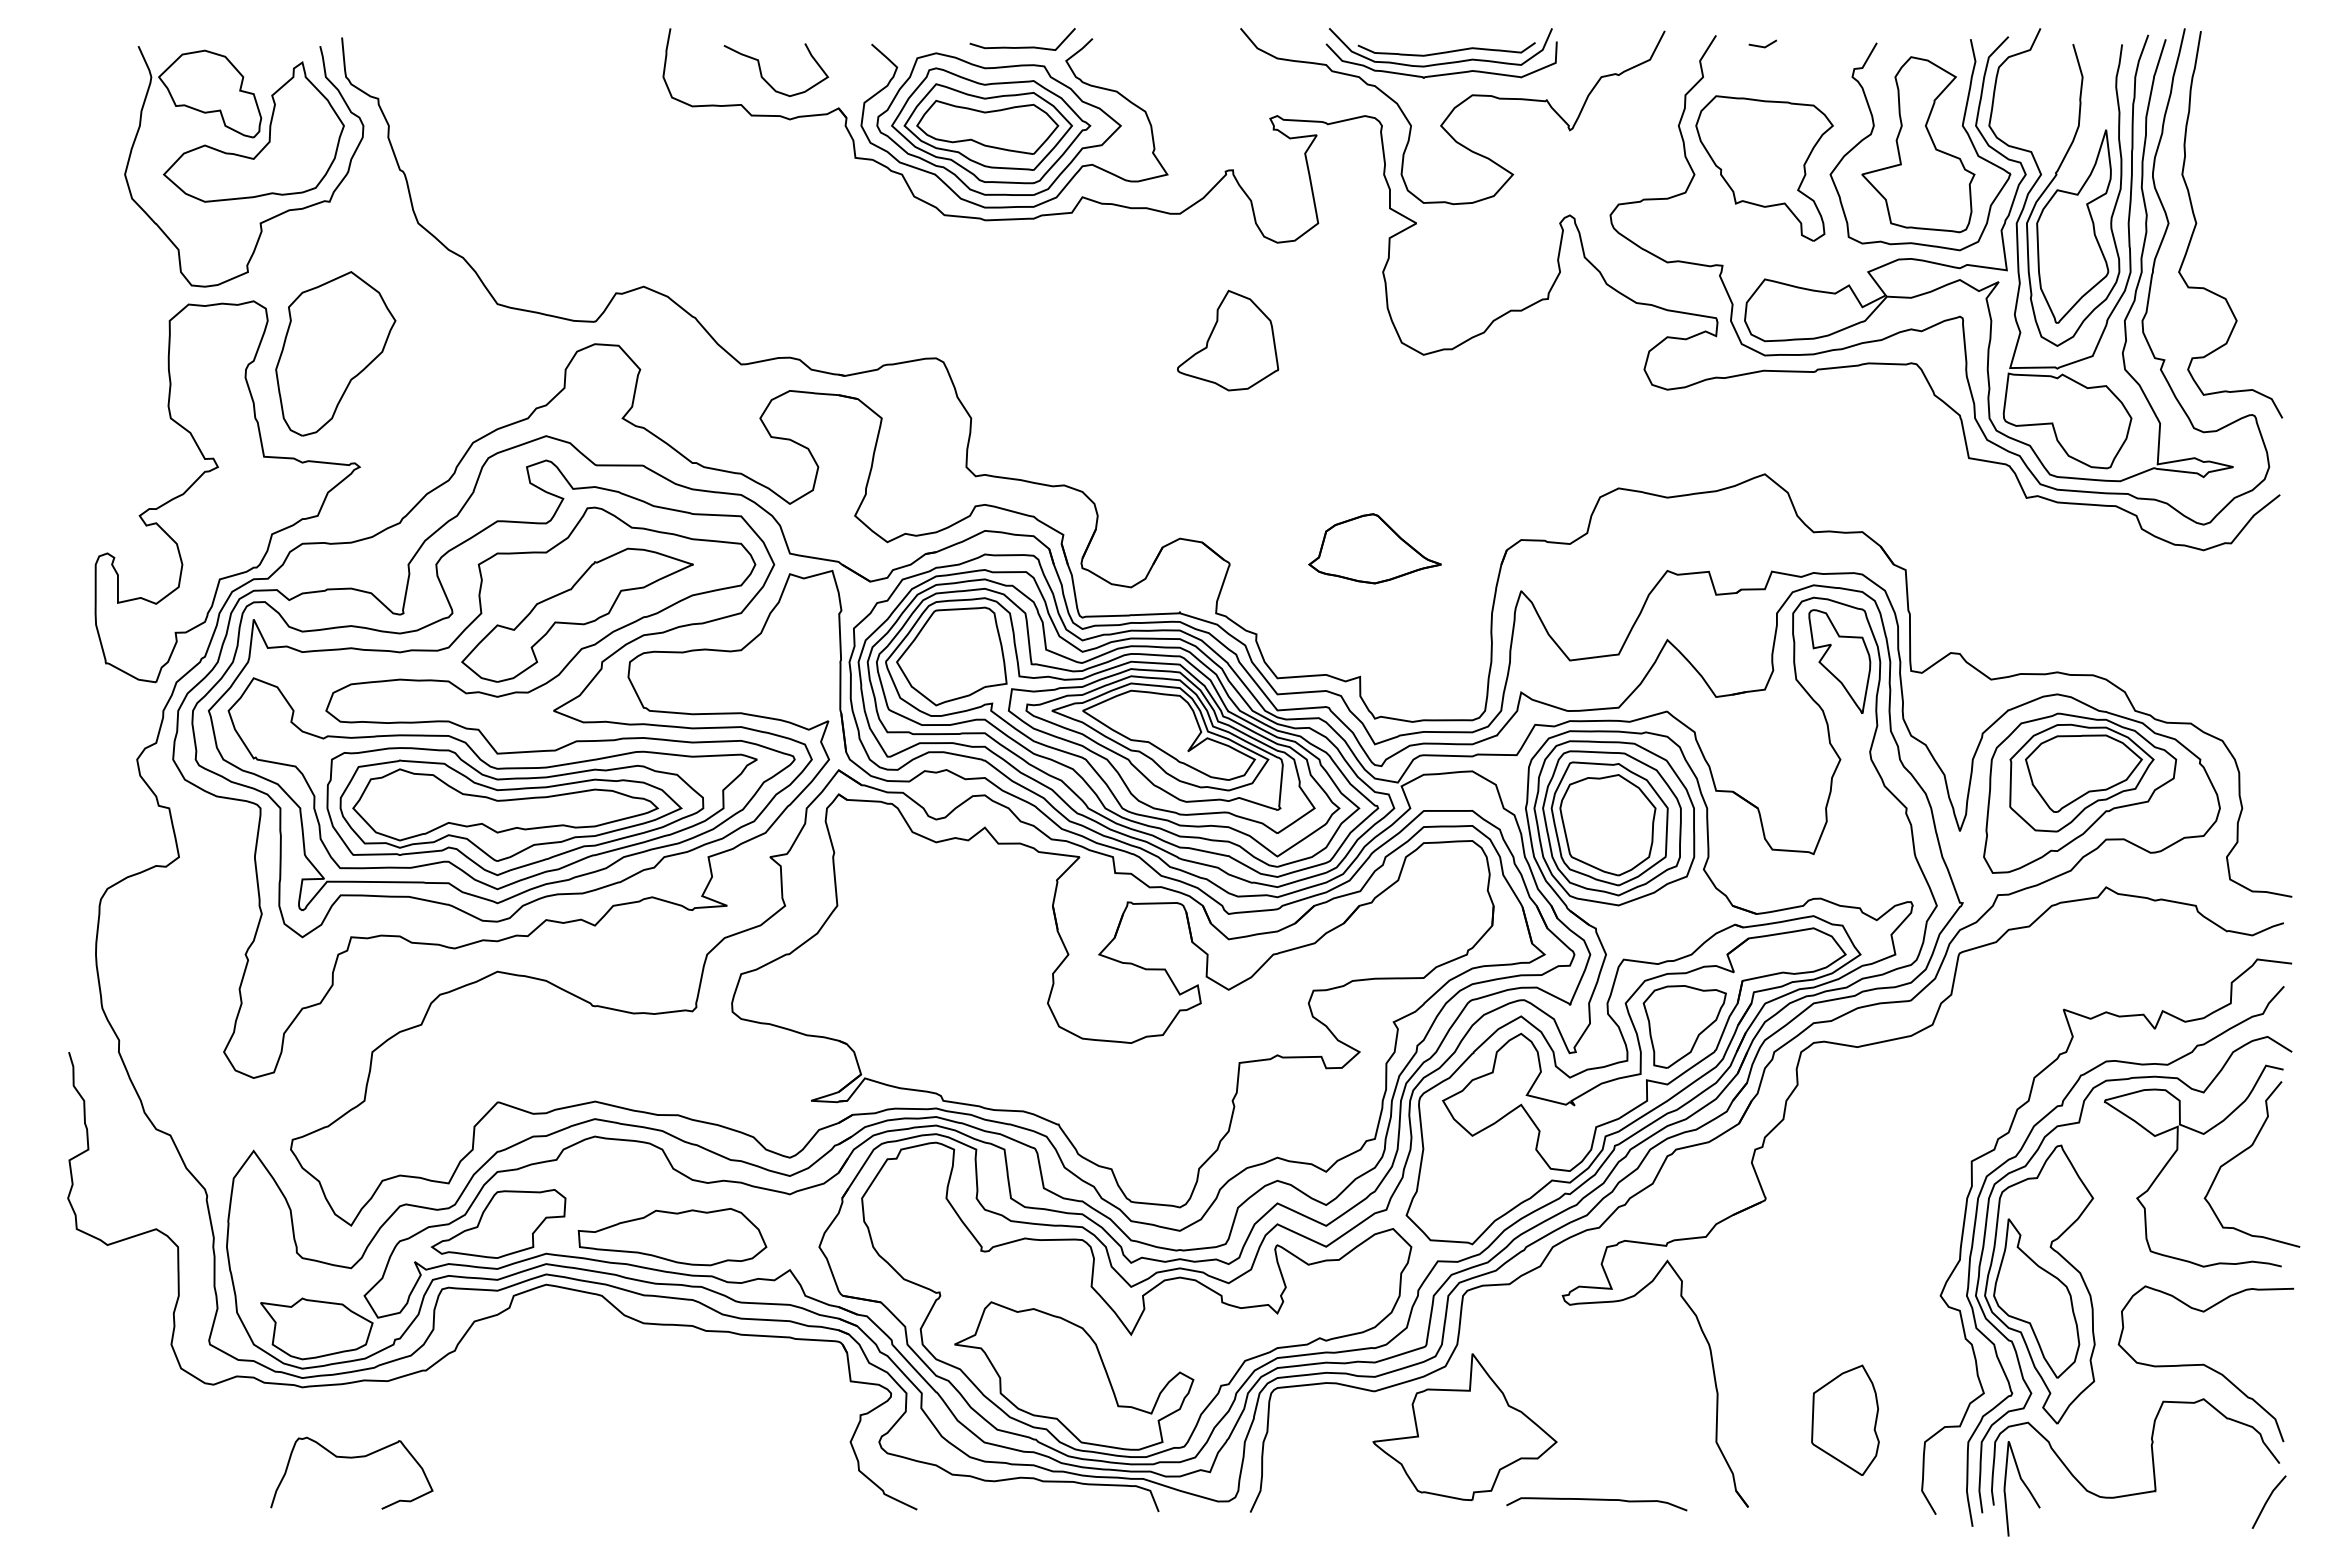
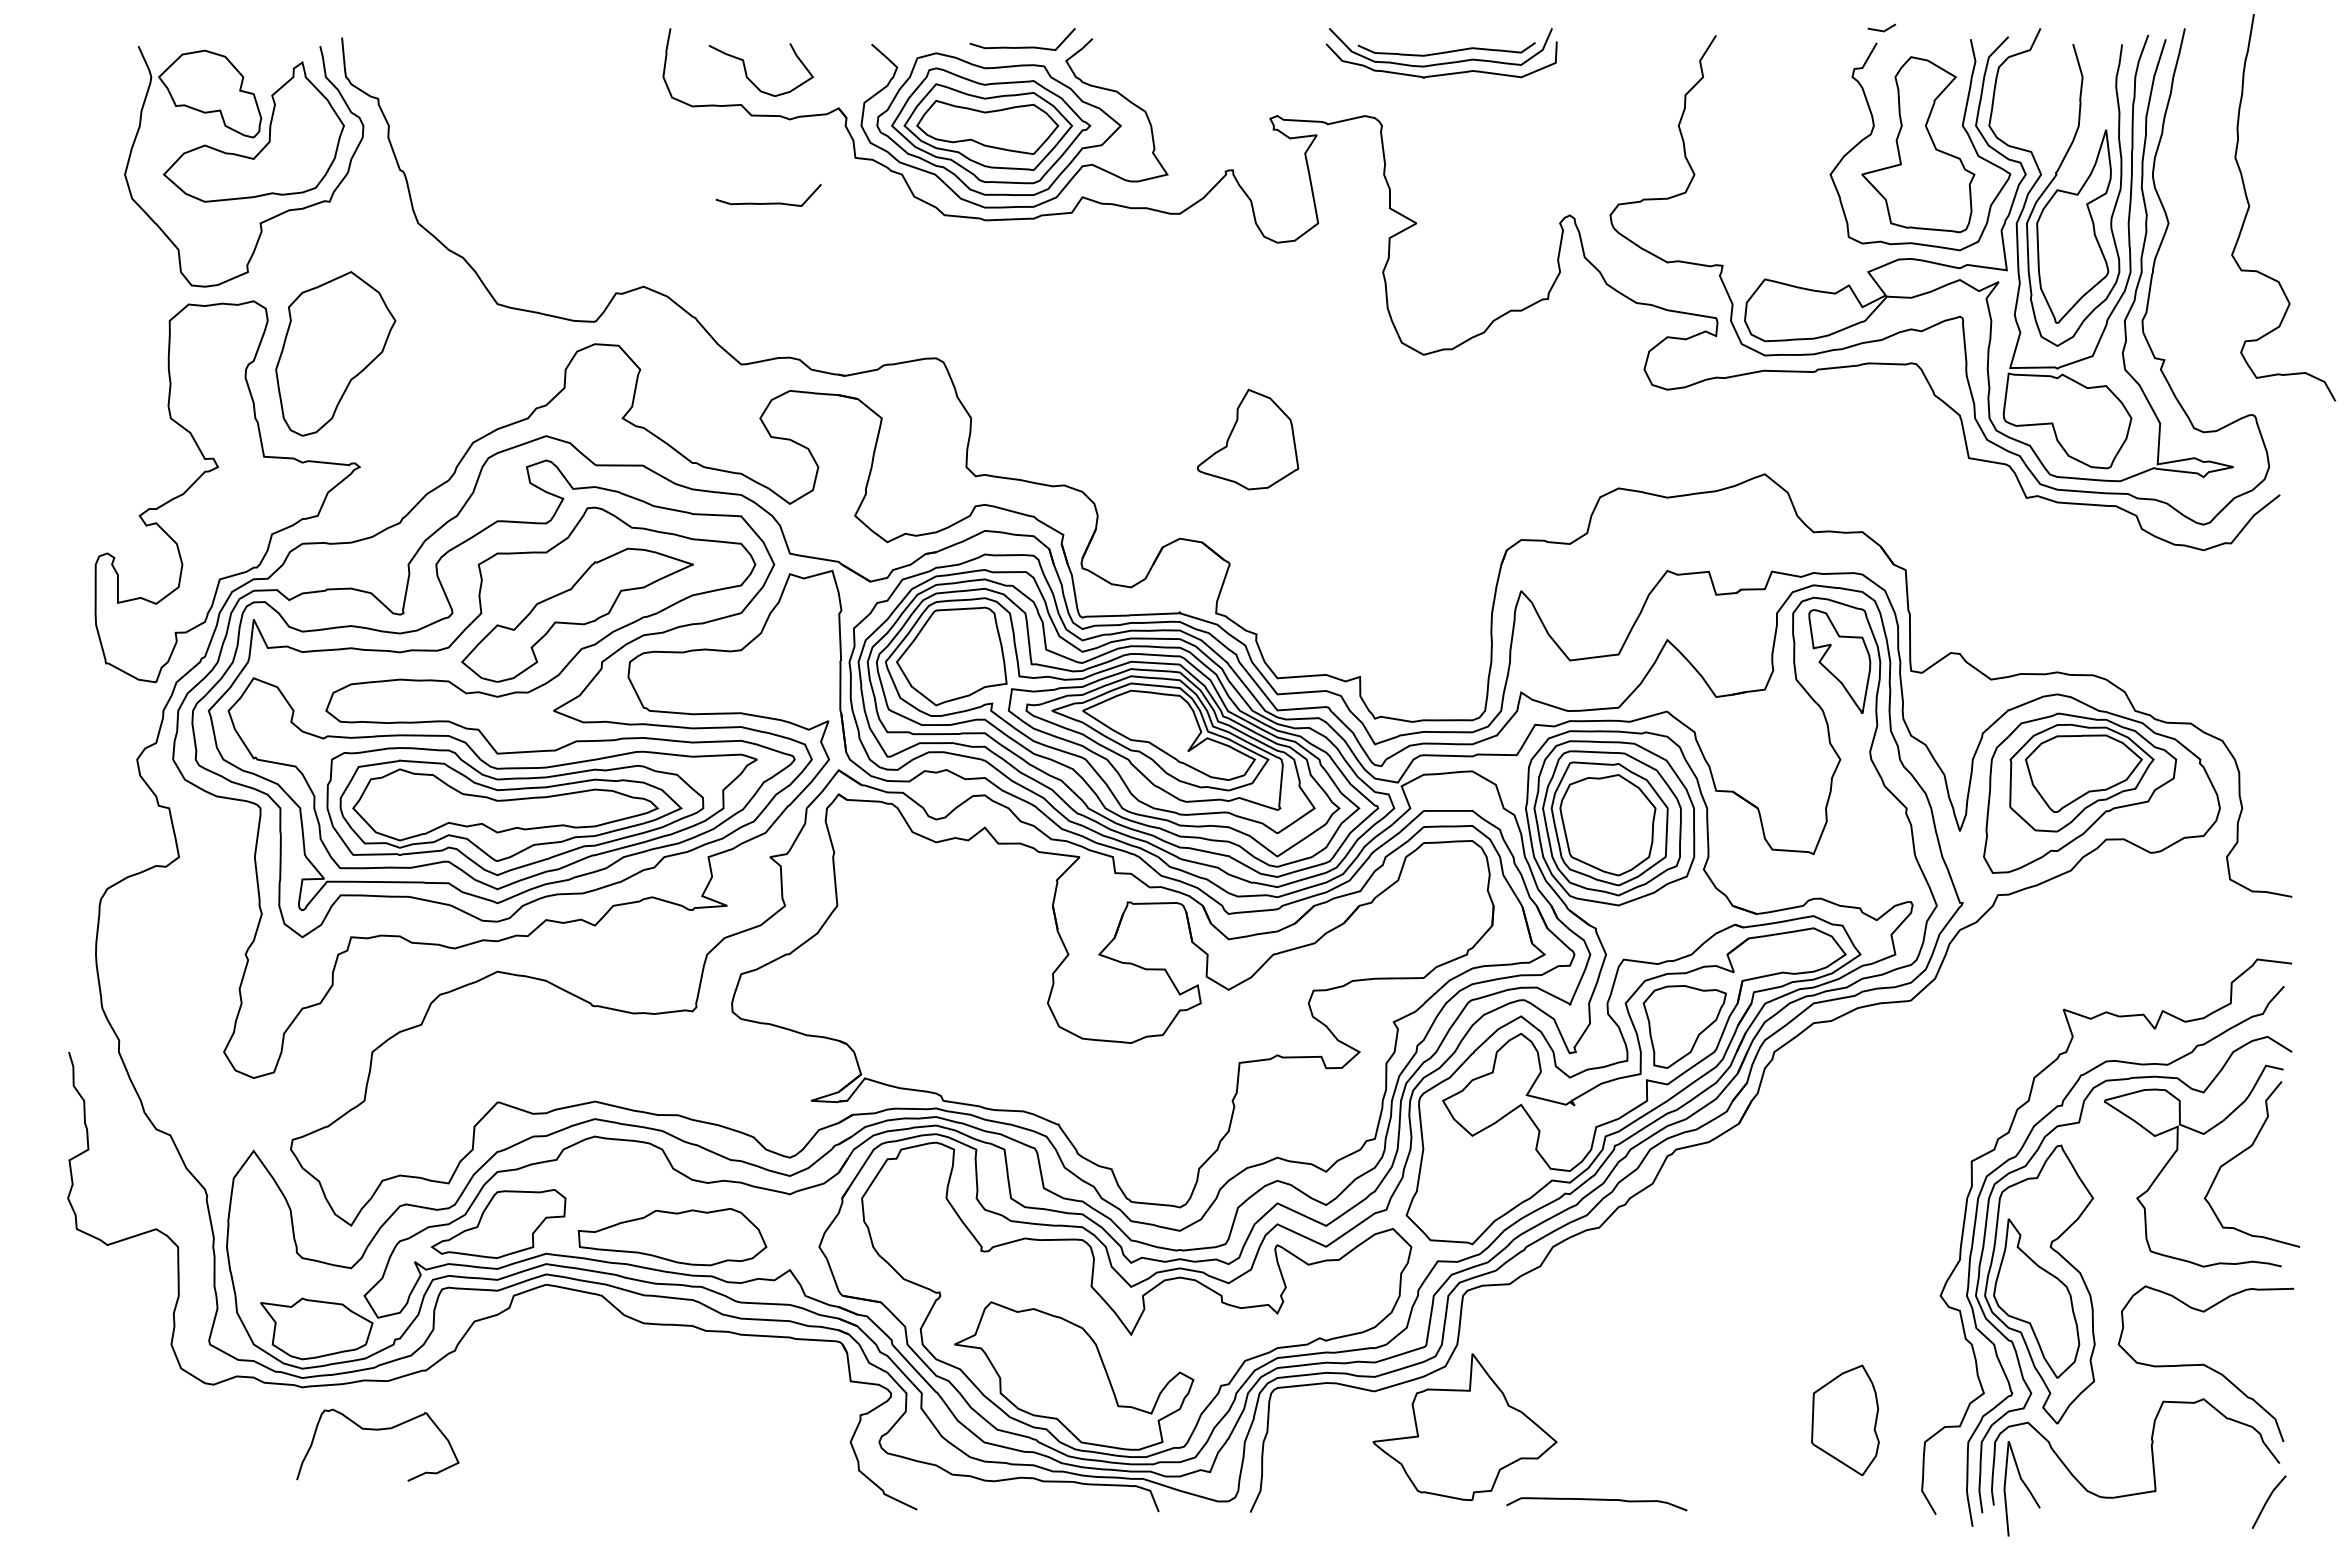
line position: (1761, 45) -> (1880, 29) (1880, 29)
curve position: (762, 74) -> (747, 74) (747, 74)
curve: present -> none (1450, 115)
part: present -> none (1764, 168)
curve: none -> present (768, 202)
curve position: (2197, 223) -> (2250, 206) (2250, 206)
part position: (1228, 340) -> (1248, 439) (1248, 439)
part: present -> none (1374, 548)
part: present -> none (1766, 1197)
curve position: (351, 1458) -> (377, 1430) (377, 1430)
